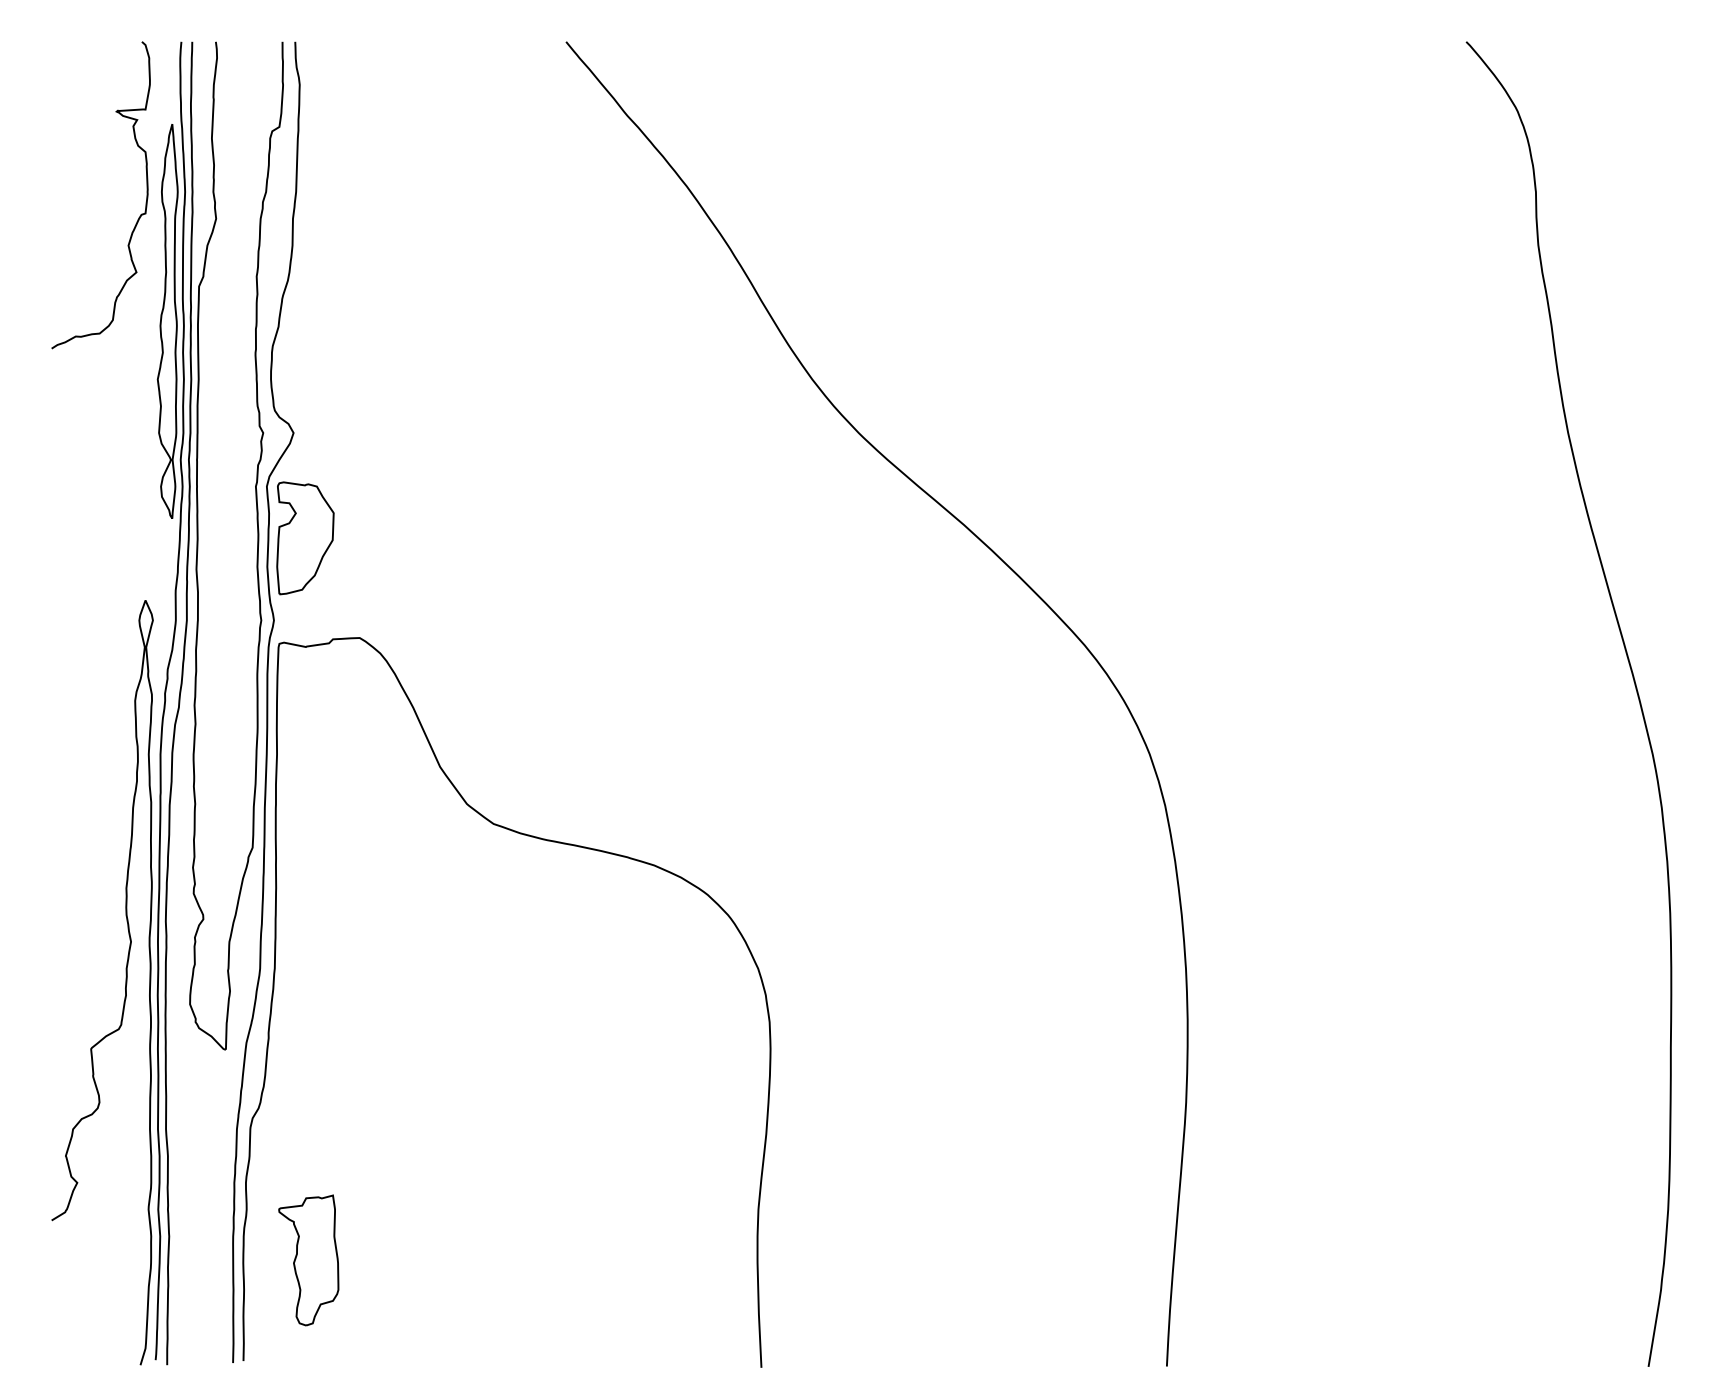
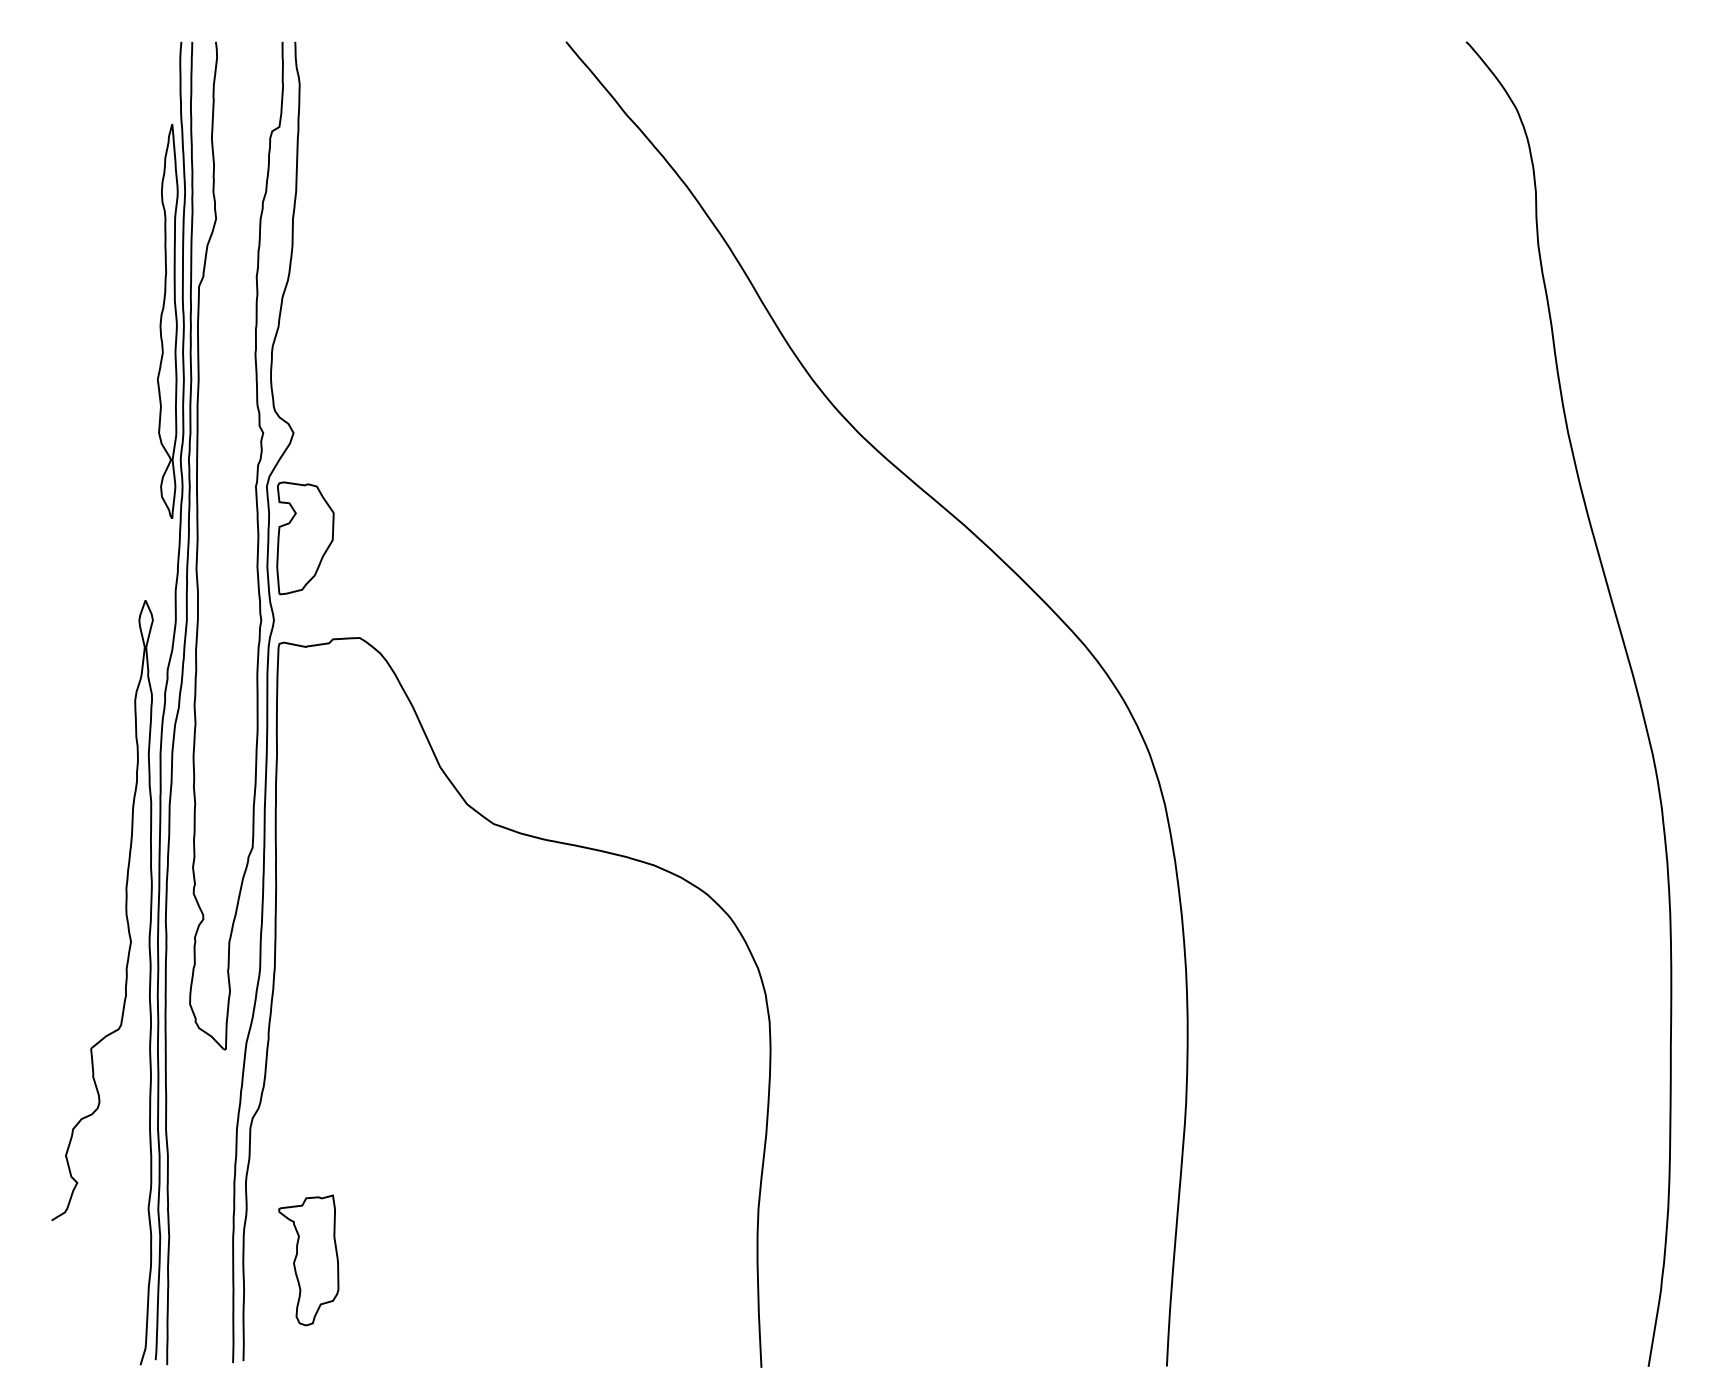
curve: present -> none (138, 217)
